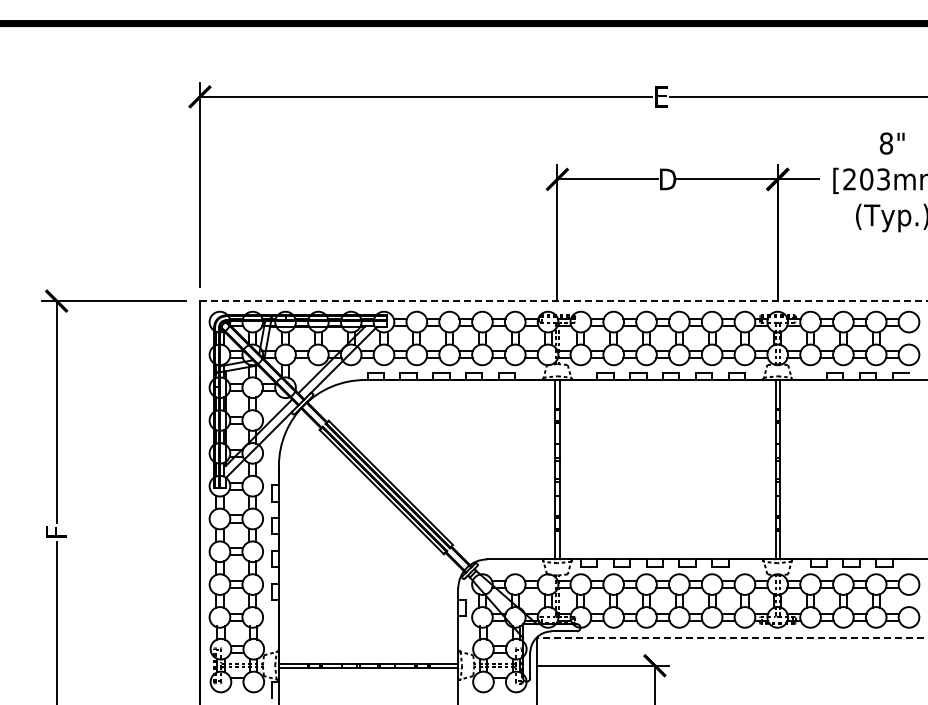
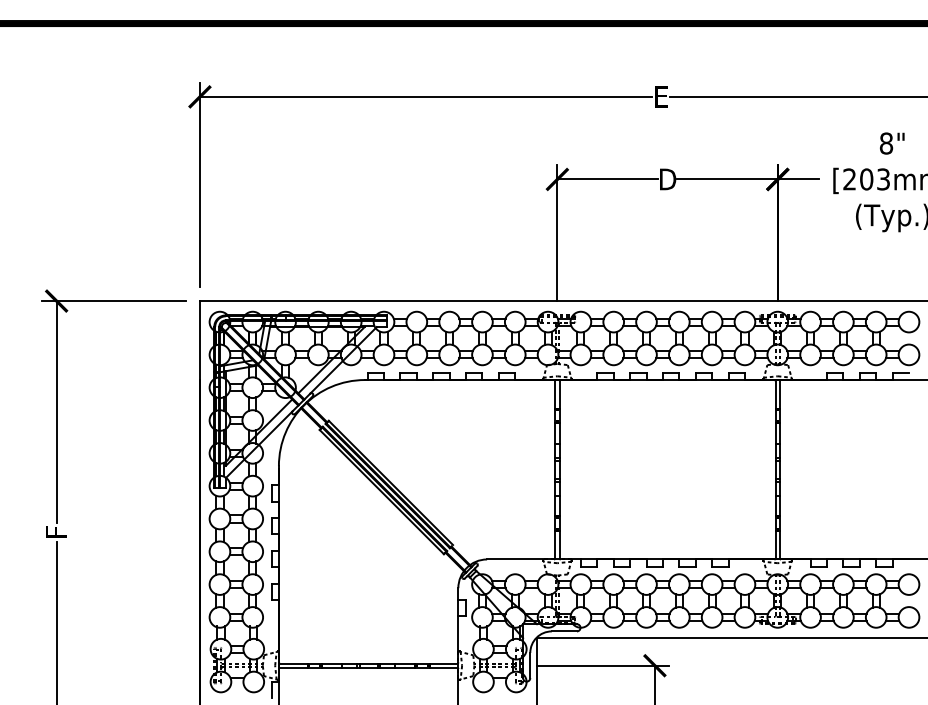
line: dashed -> solid (563, 301)
line: dashed -> solid (732, 638)
